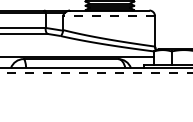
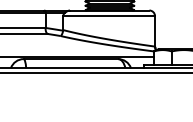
line: dashed -> solid (109, 16)
line: dashed -> solid (96, 72)
